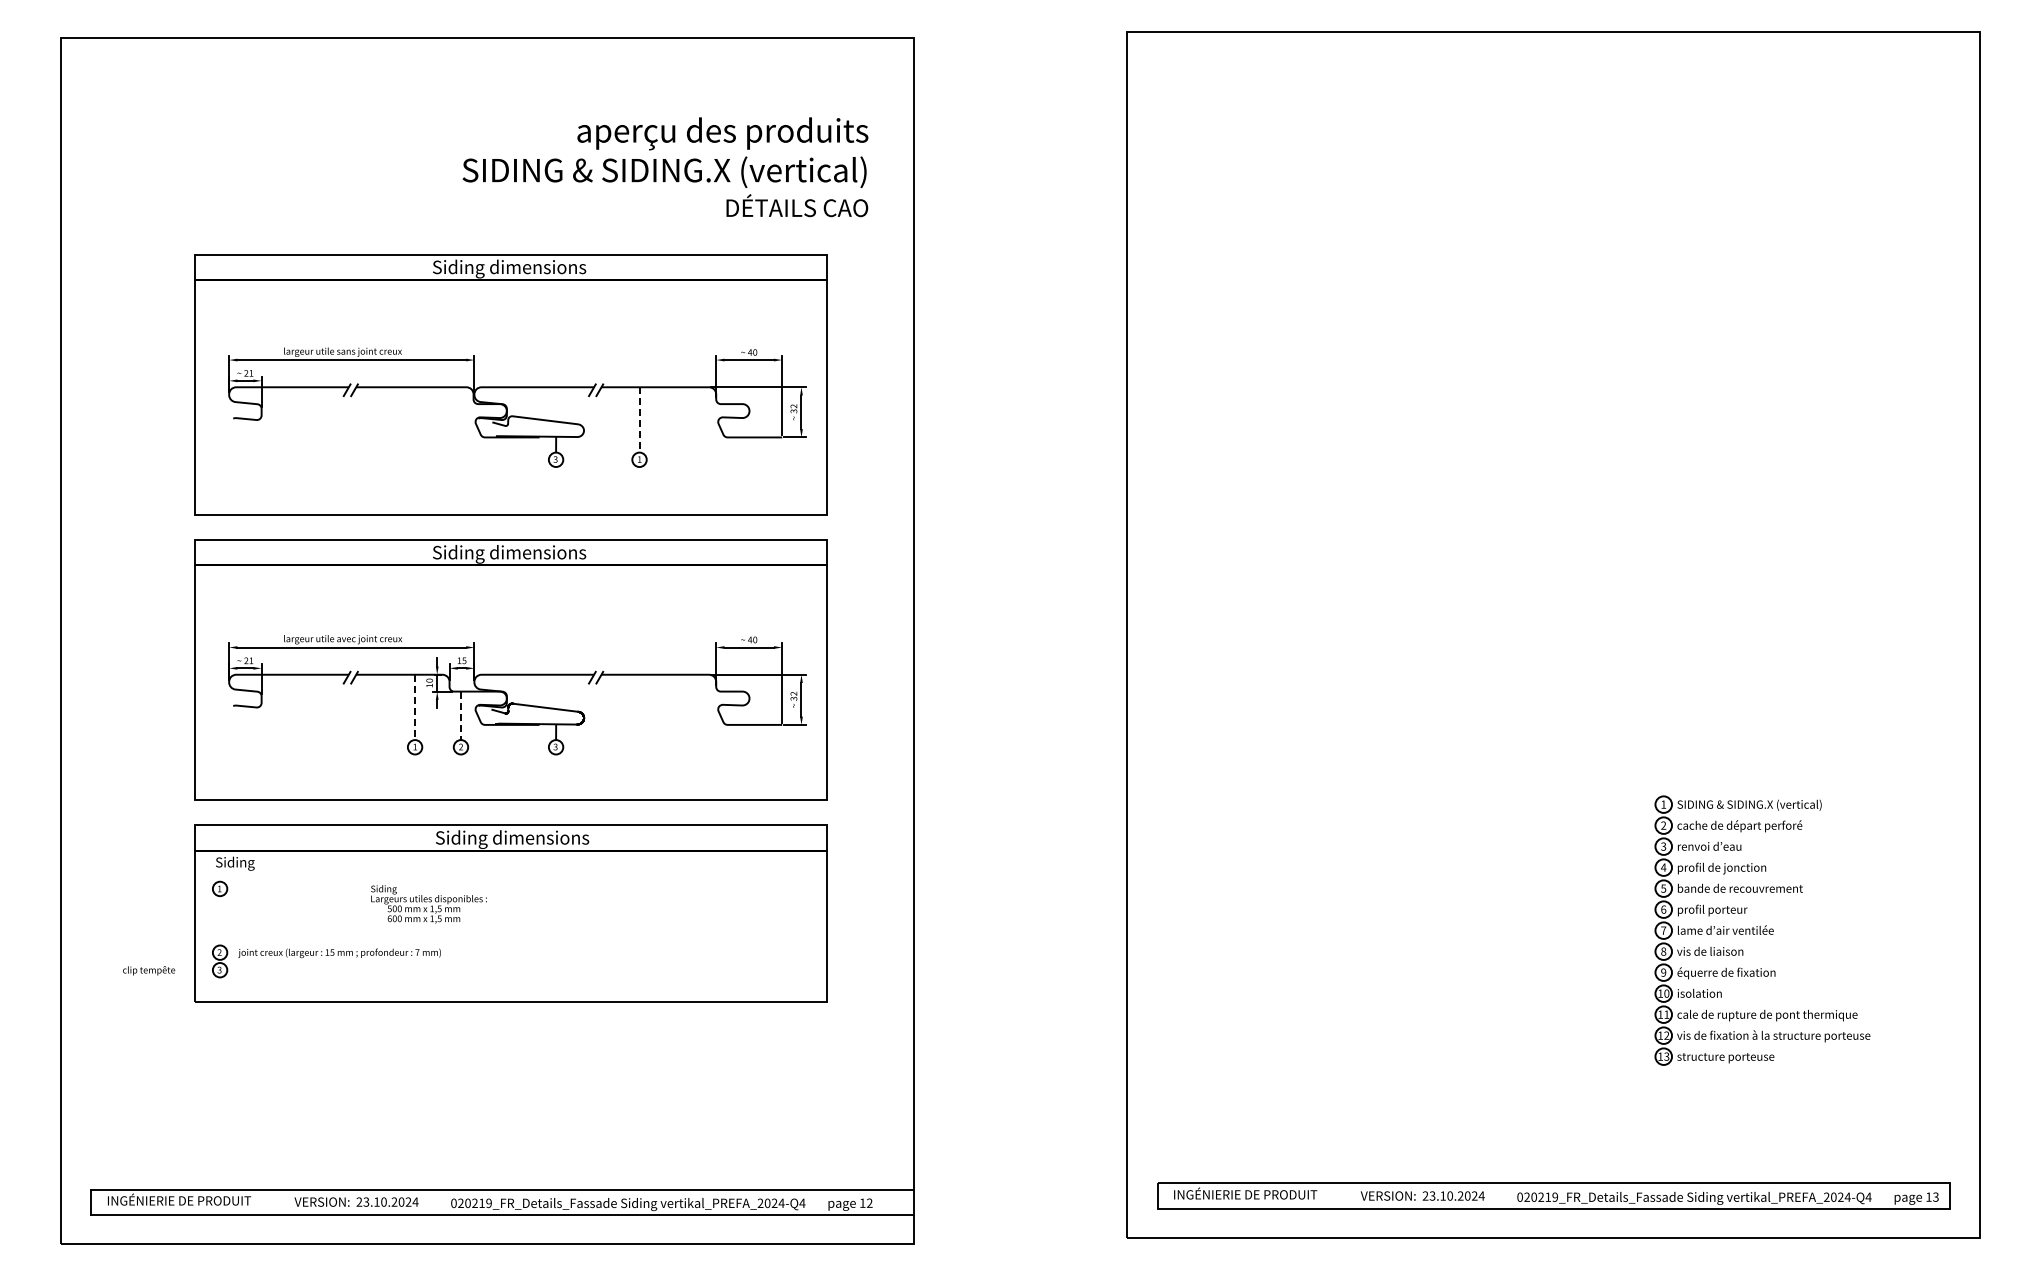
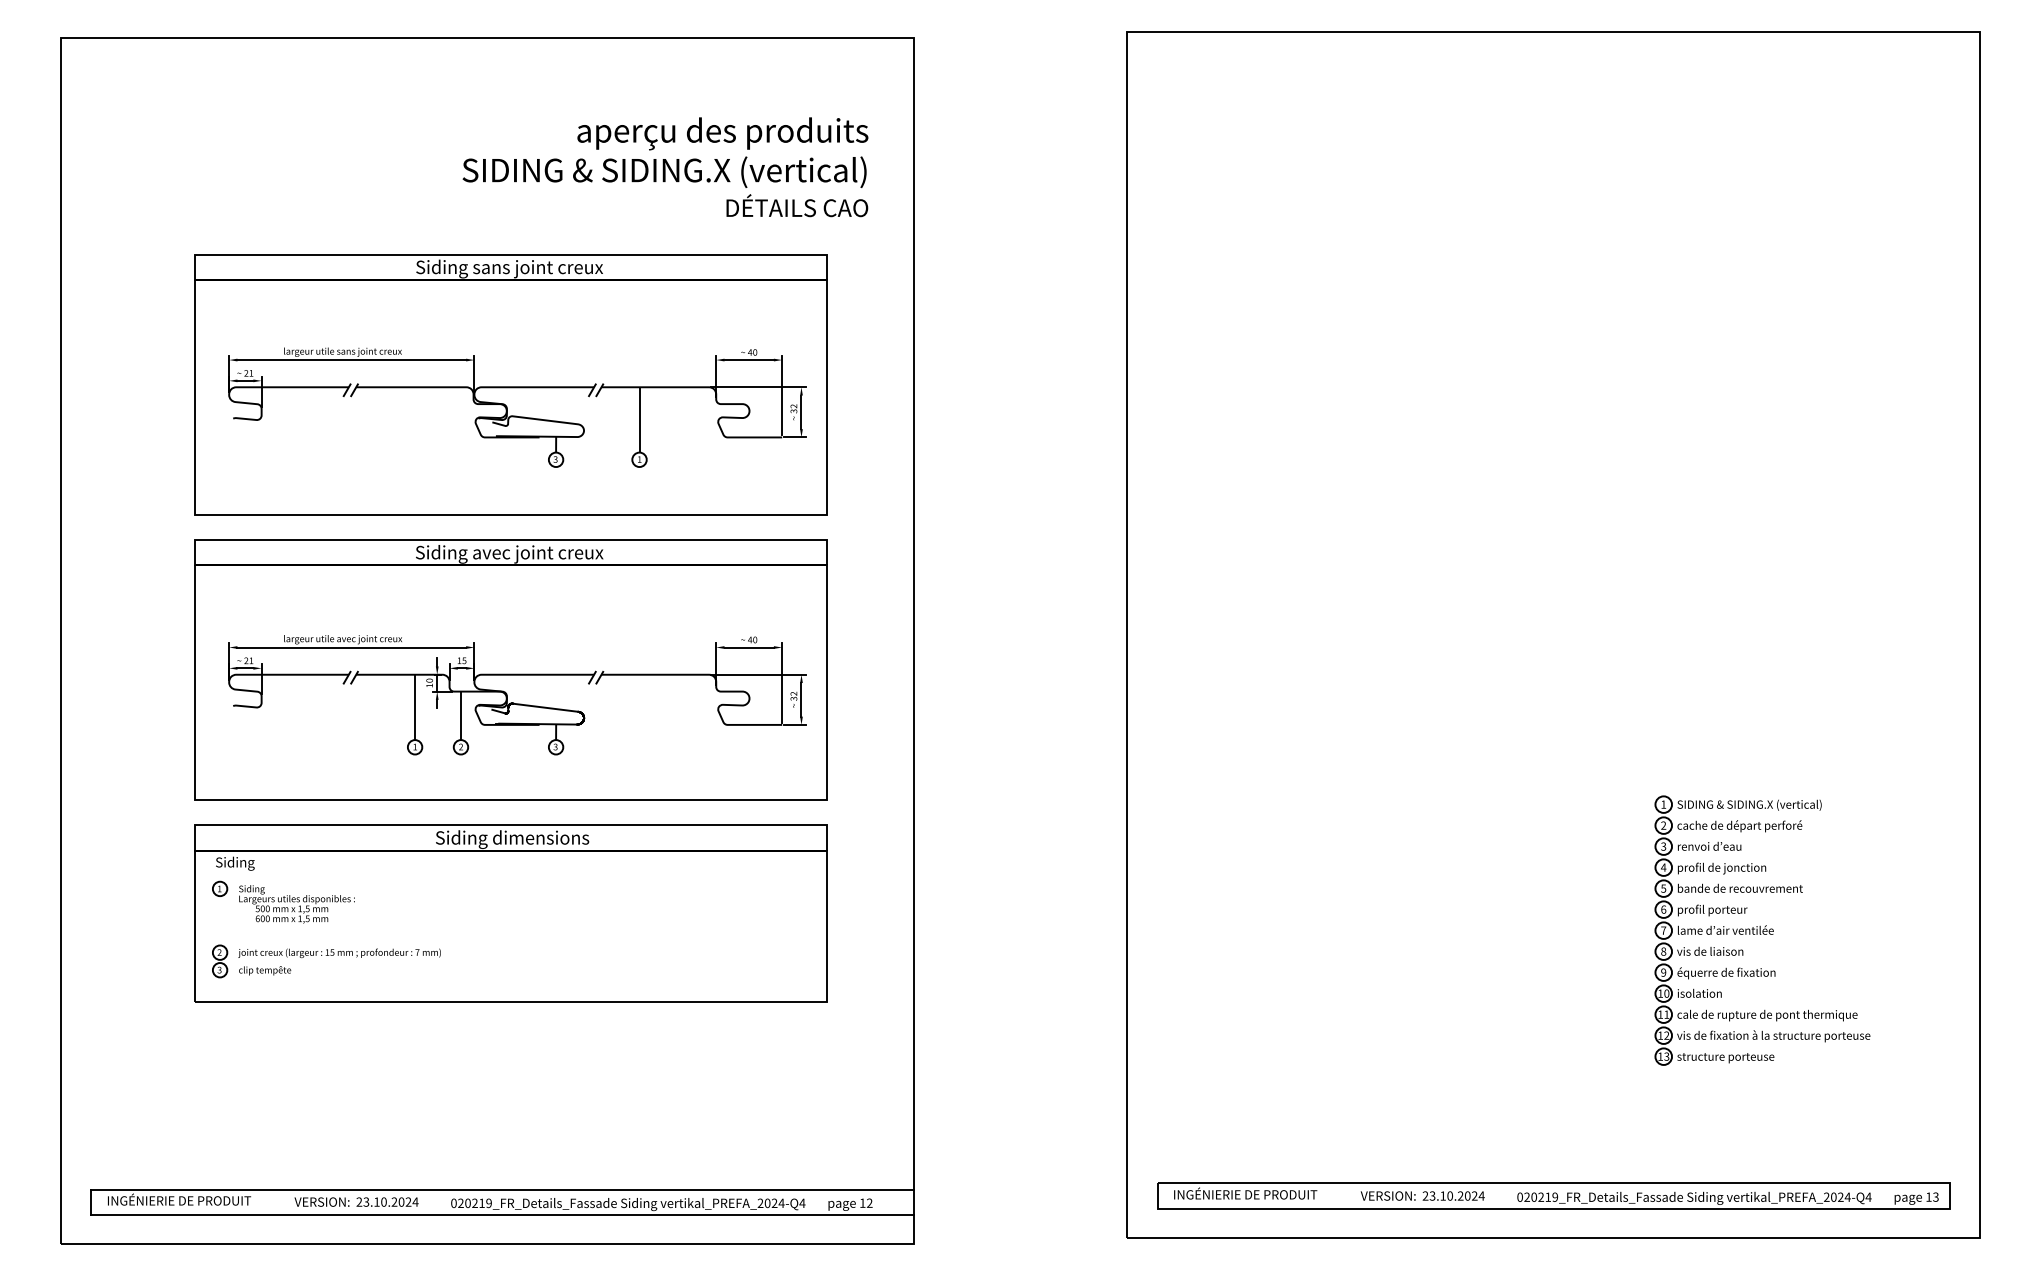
text: Siding dimensions -> Siding sans joint creux (509, 268)
line: dashed -> solid (639, 419)
text: Siding dimensions -> Siding avec joint creux (509, 554)
line: dashed -> solid (415, 707)
line: dashed -> solid (461, 716)
text position: (428, 904) -> (296, 904) (296, 904)
text position: (149, 970) -> (265, 970) (265, 970)
